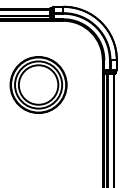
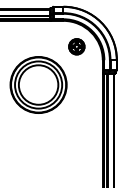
part: none -> present (76, 46)
